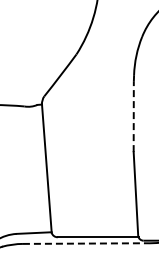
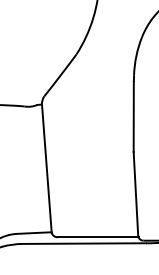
line: dashed -> solid (133, 116)
line: dashed -> solid (84, 243)
